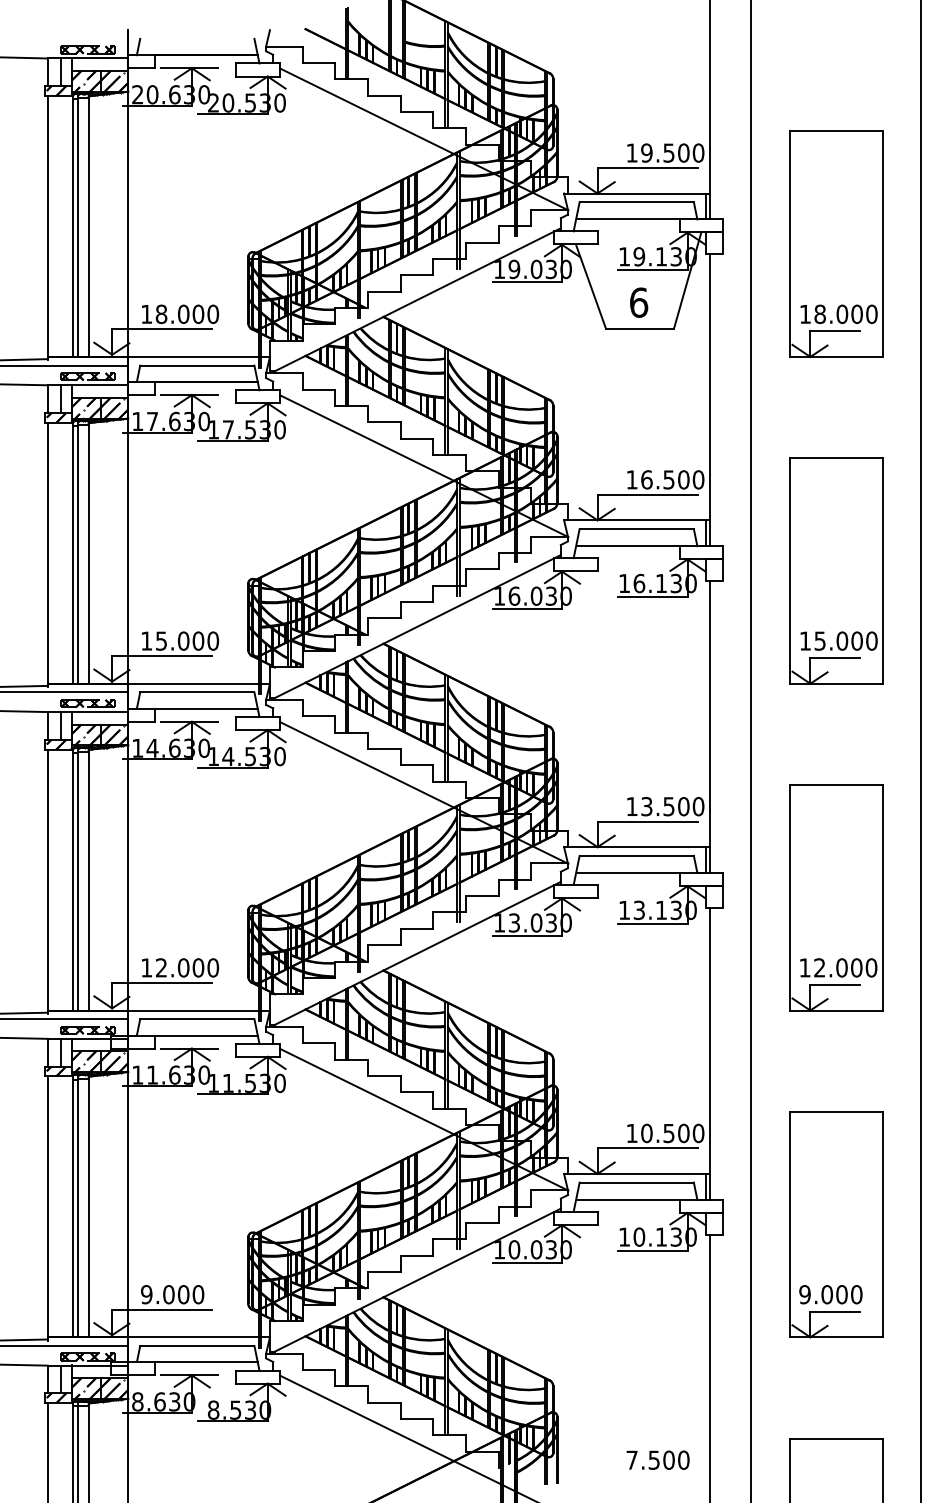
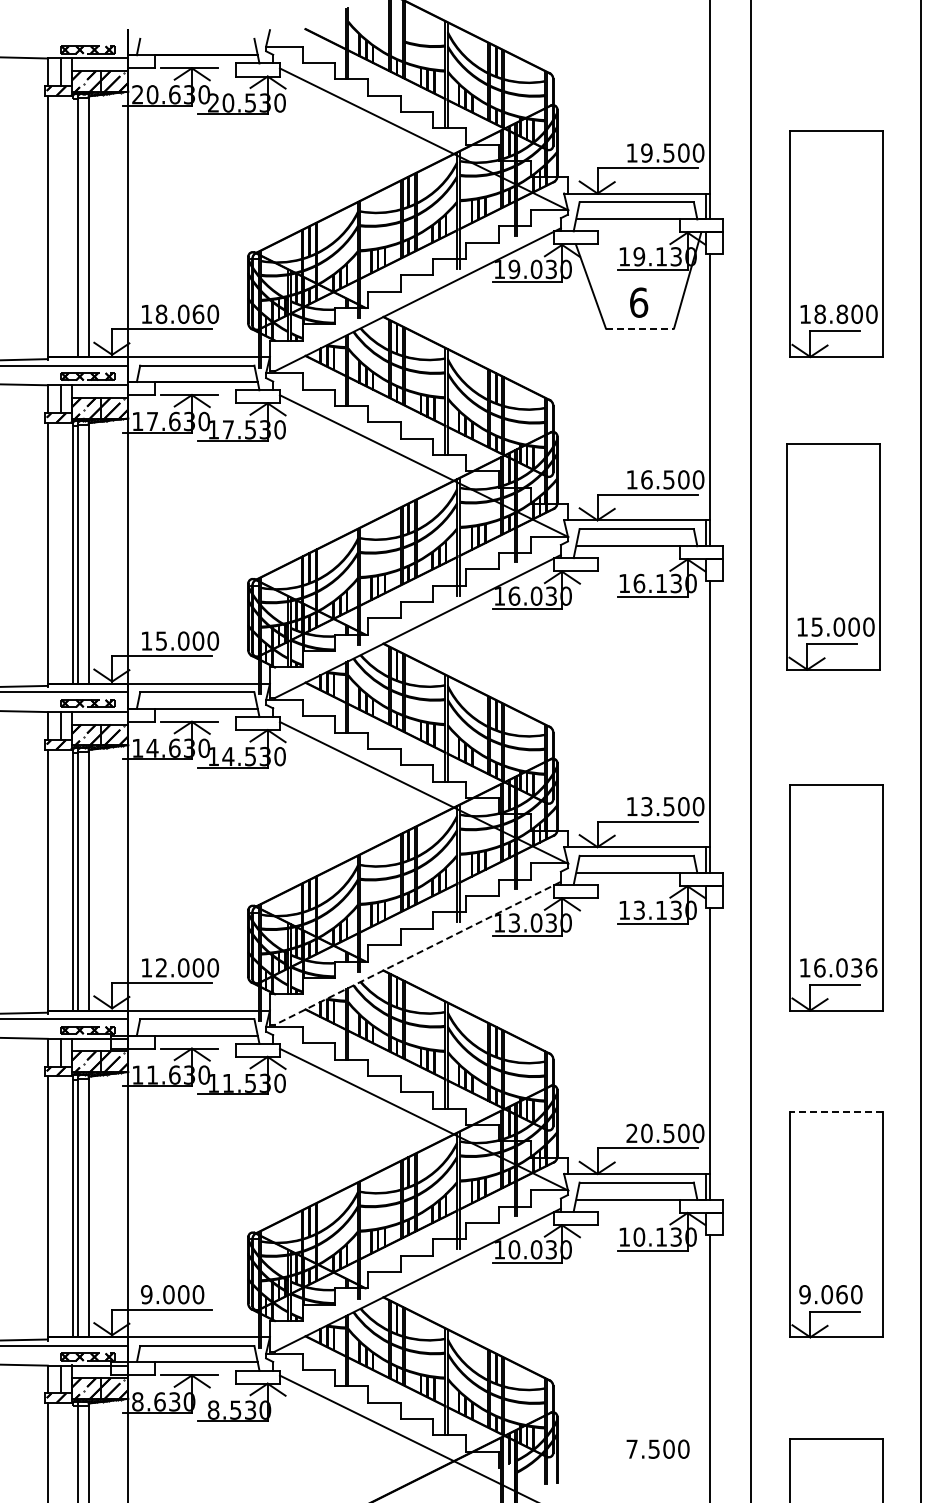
line: present -> none (72, 227)
text: 18.000 -> 18.060 (198, 313)
text: 18.000 -> 18.800 (842, 314)
line: solid -> dashed (640, 328)
part position: (836, 570) -> (833, 556) (833, 556)
line: solid -> dashed (417, 953)
text: 12.000 -> 16.036 (845, 967)
line: solid -> dashed (836, 1111)
text: 10.500 -> 20.500 (631, 1132)
text: 9.000 -> 9.060 (841, 1294)
line: present -> none (72, 1452)
text position: (657, 1459) -> (657, 1448) (657, 1448)
